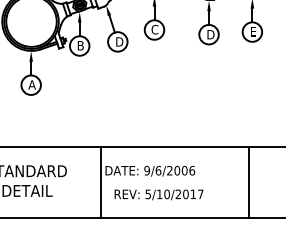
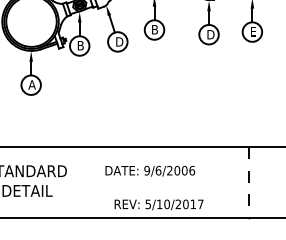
text: C -> B (154, 29)
line: present -> none (100, 182)
line: solid -> dashed (248, 183)
text position: (158, 194) -> (158, 204) (158, 204)
